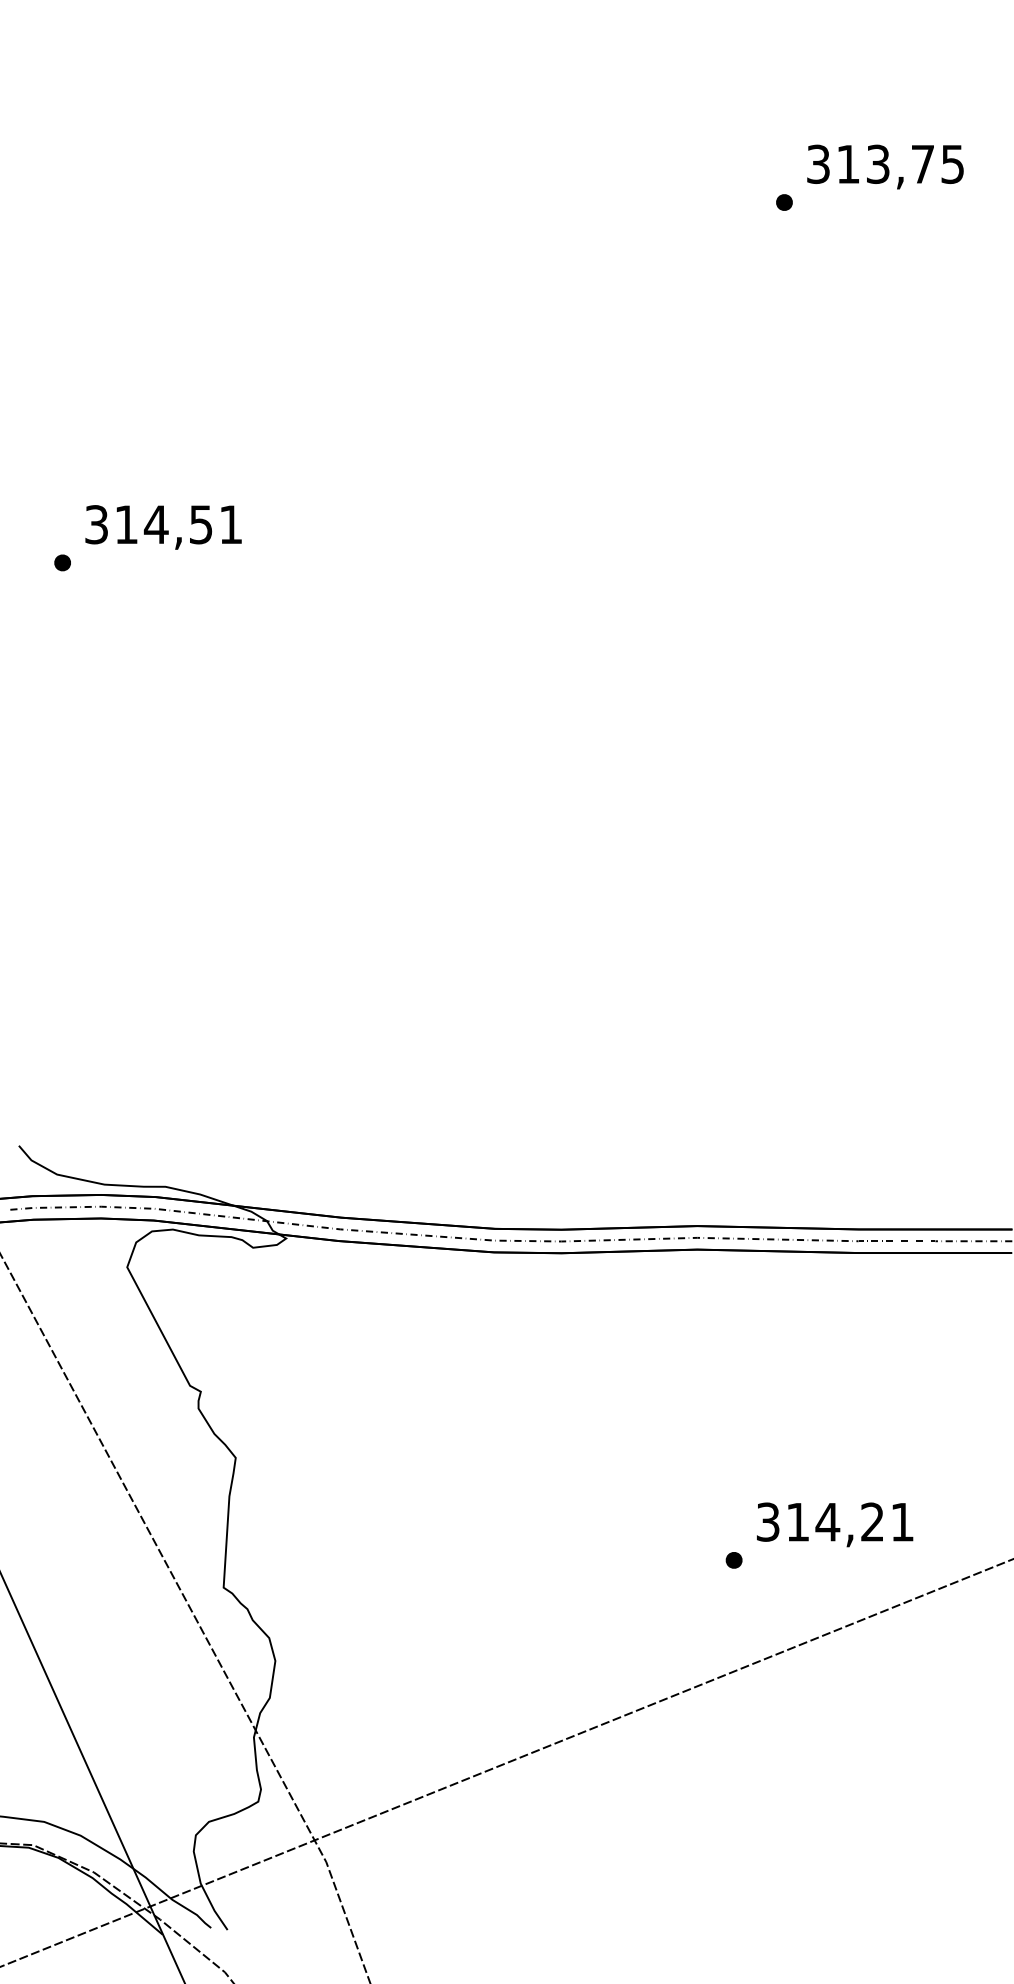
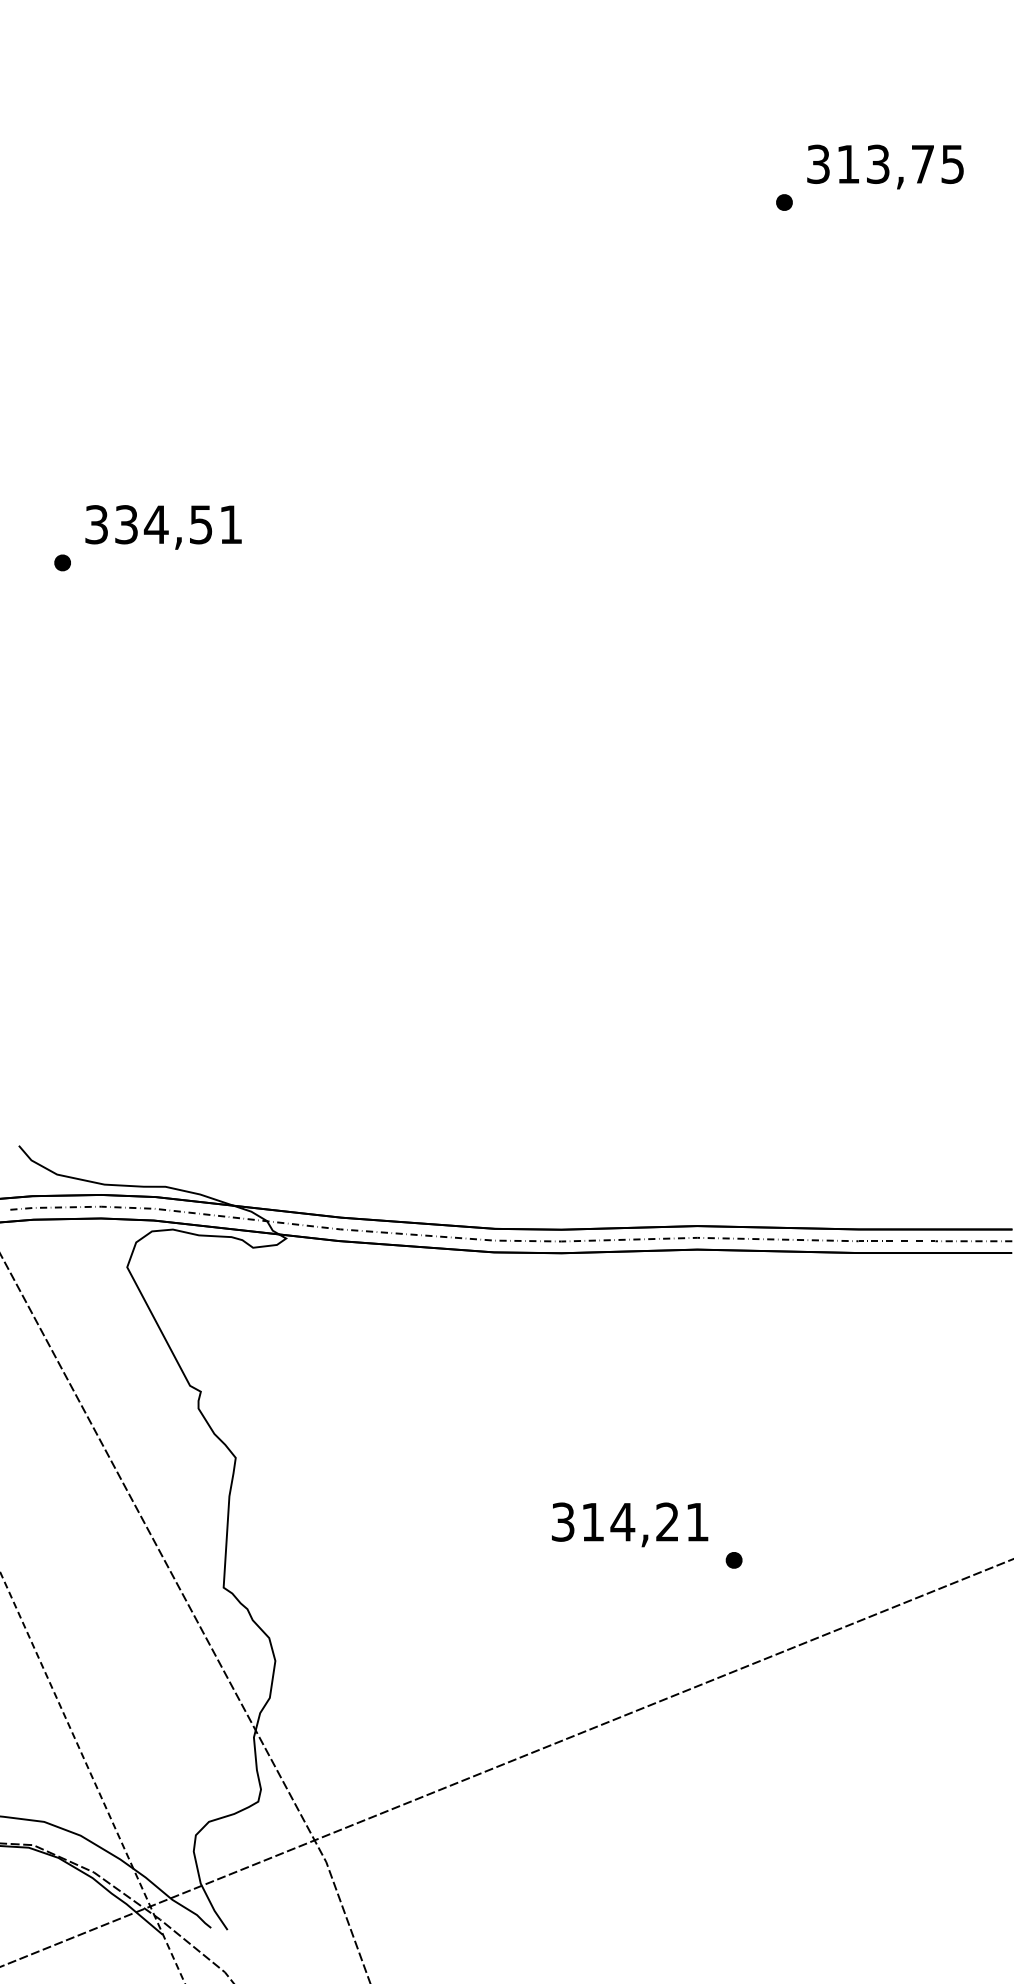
text: 314,51 -> 334,51 (126, 524)
text position: (835, 1524) -> (630, 1524) (630, 1524)
line: solid -> dashed (92, 1778)
